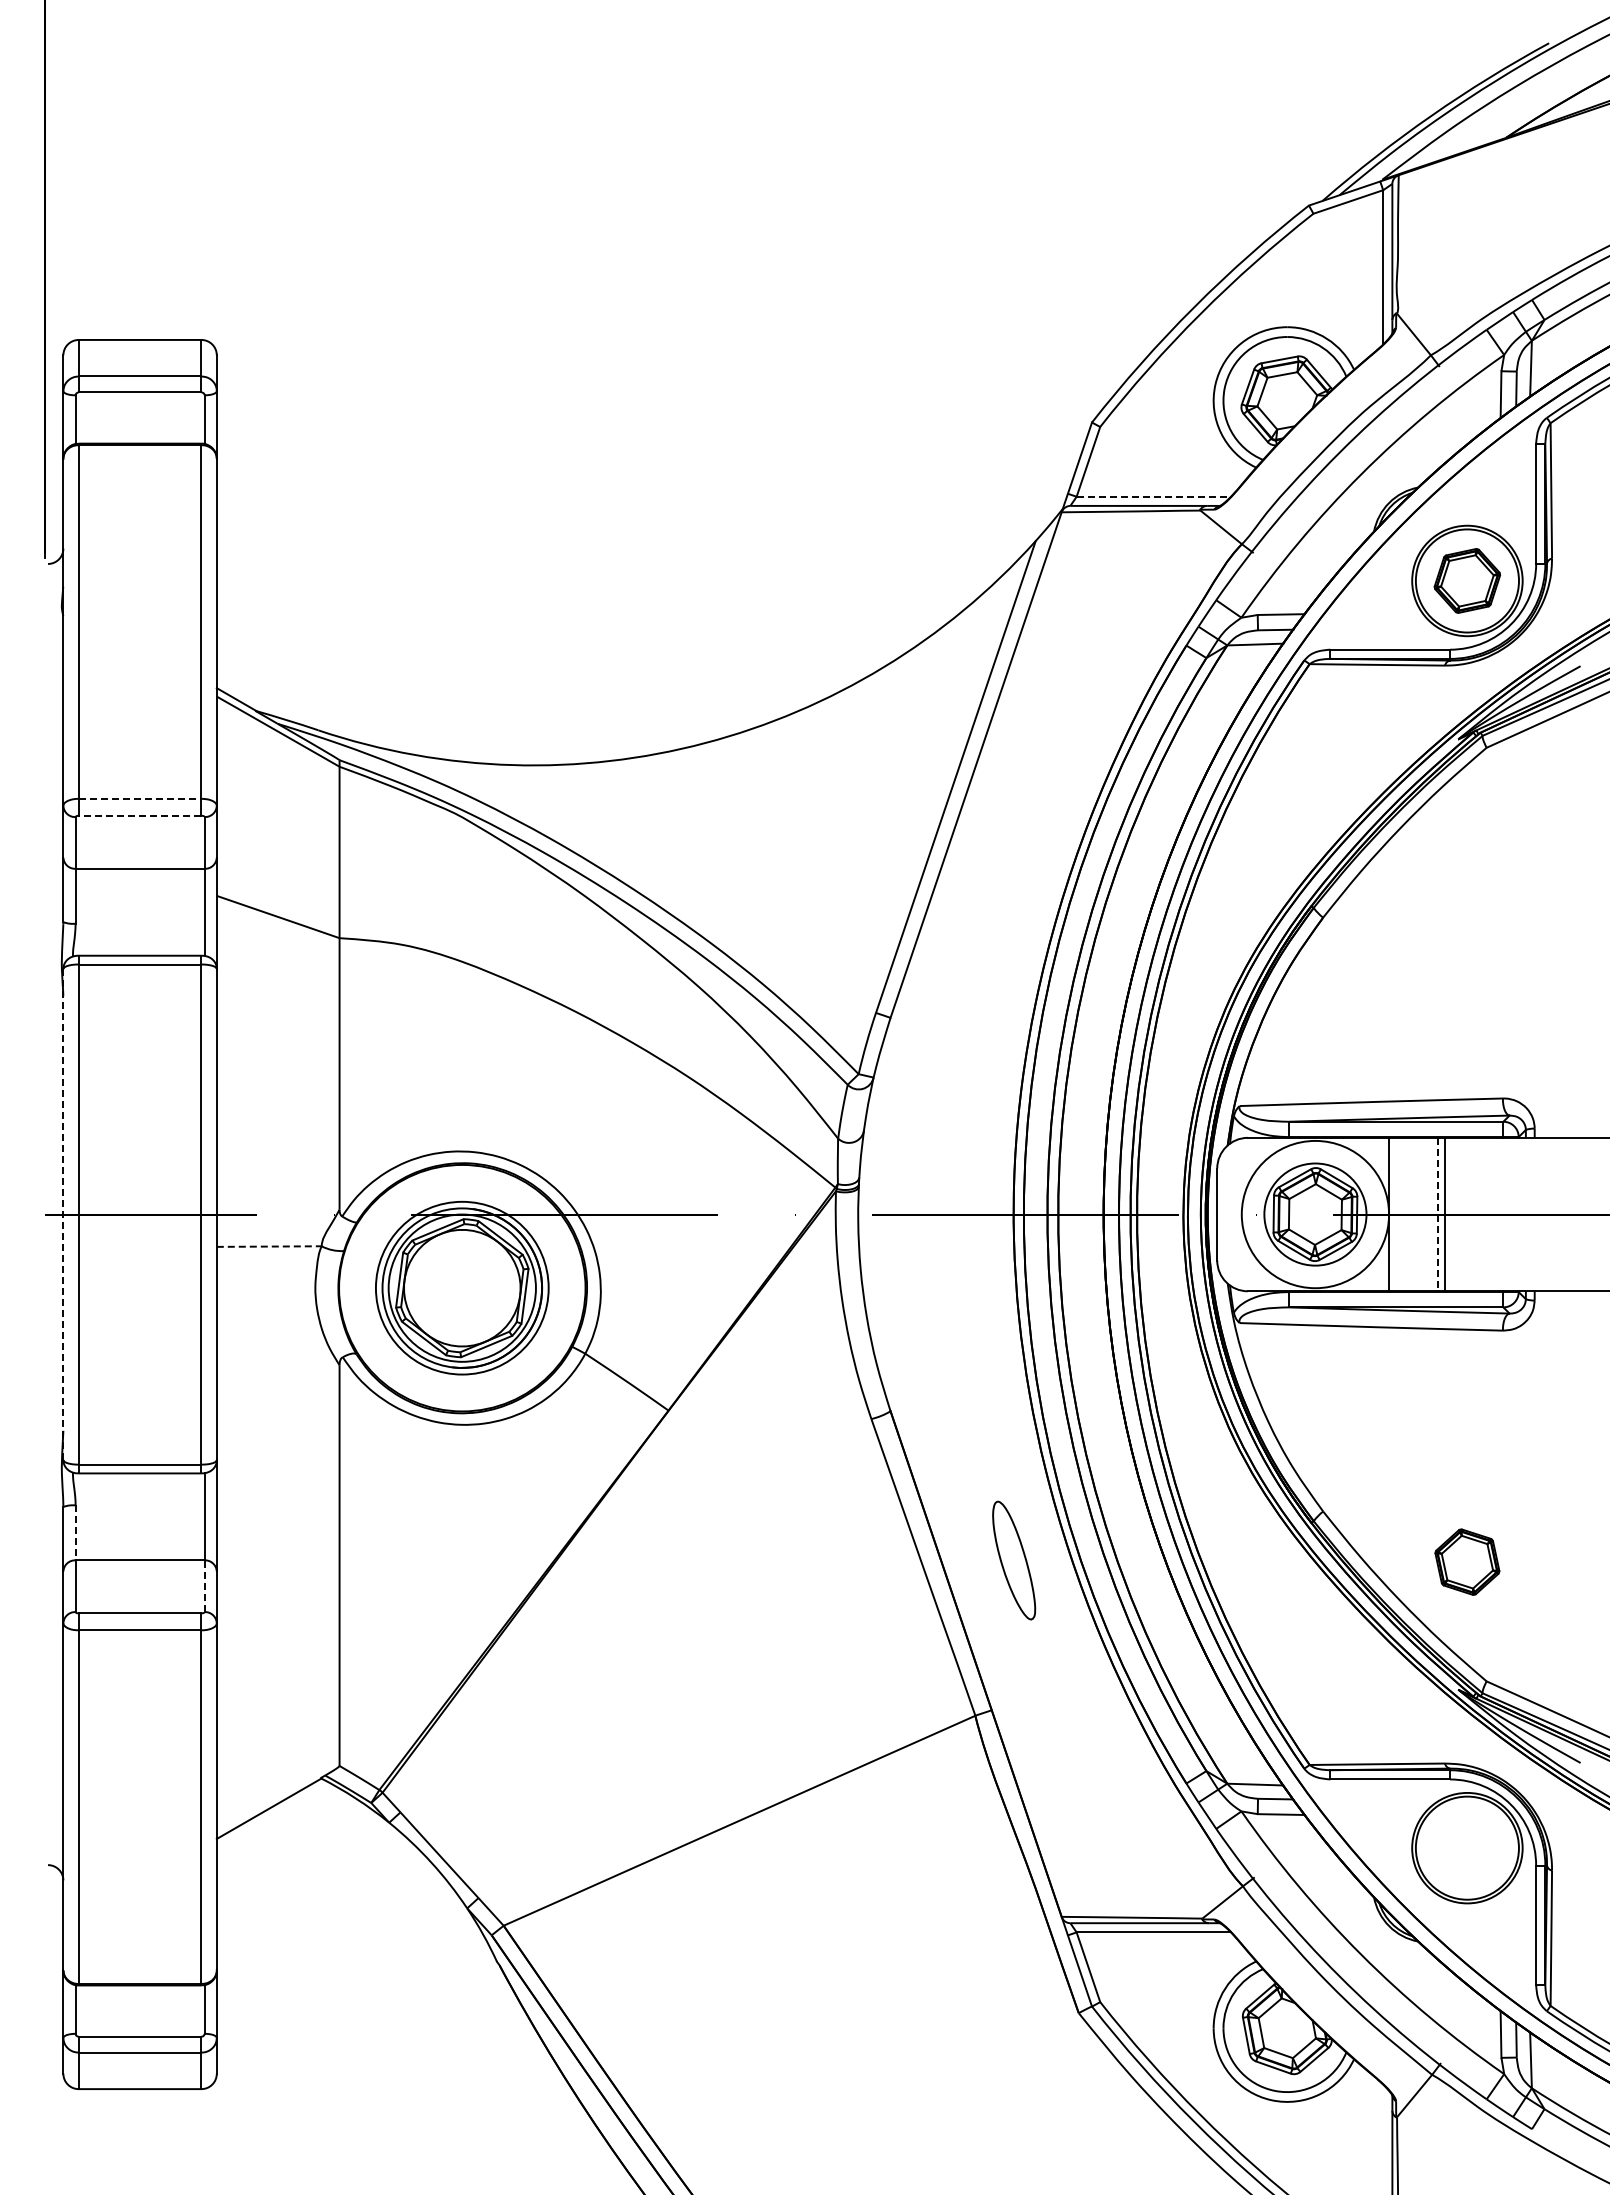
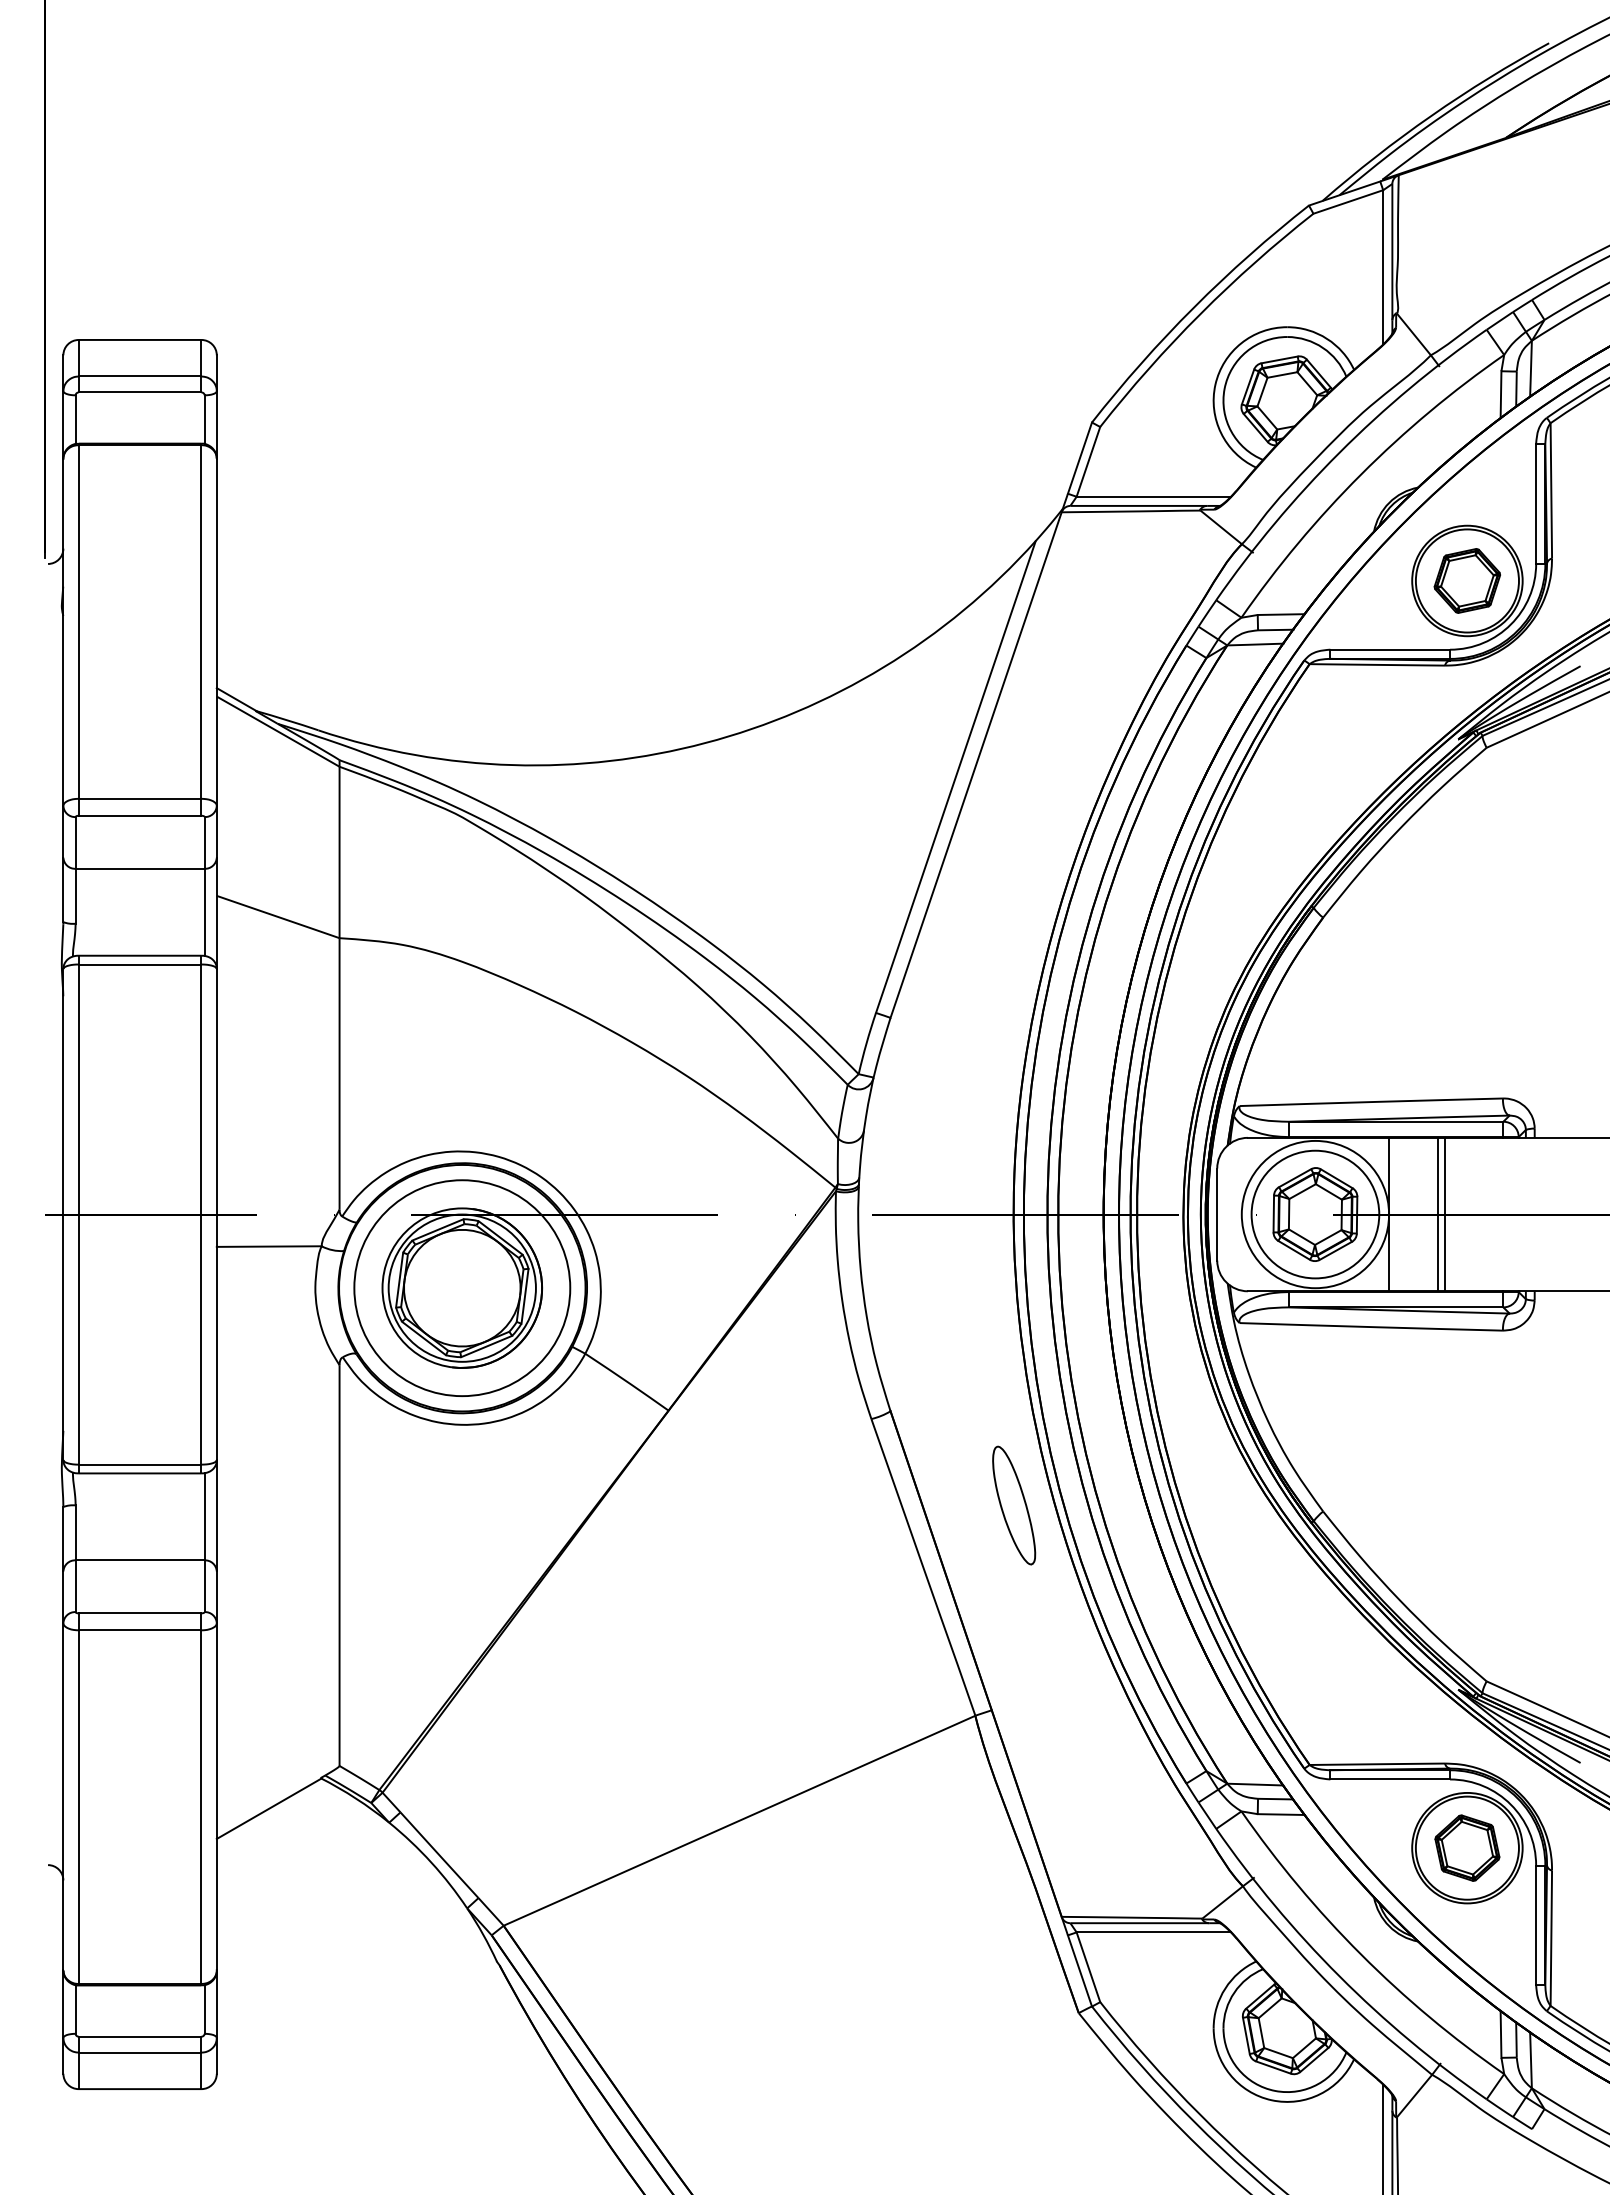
line: dashed -> solid (1154, 496)
line: dashed -> solid (140, 798)
line: dashed -> solid (139, 815)
line: dashed -> solid (63, 1214)
circle diameter: 102 px -> 128 px (1315, 1214)
line: dashed -> solid (1438, 1214)
line: dashed -> solid (269, 1246)
circle diameter: 173 px -> 216 px (462, 1288)
line: dashed -> solid (75, 1533)
part position: (1014, 1560) -> (1014, 1505) (1014, 1505)
part position: (1467, 1561) -> (1467, 1847) (1467, 1847)
line: dashed -> solid (204, 1586)
line: none -> present (1383, 2137)
